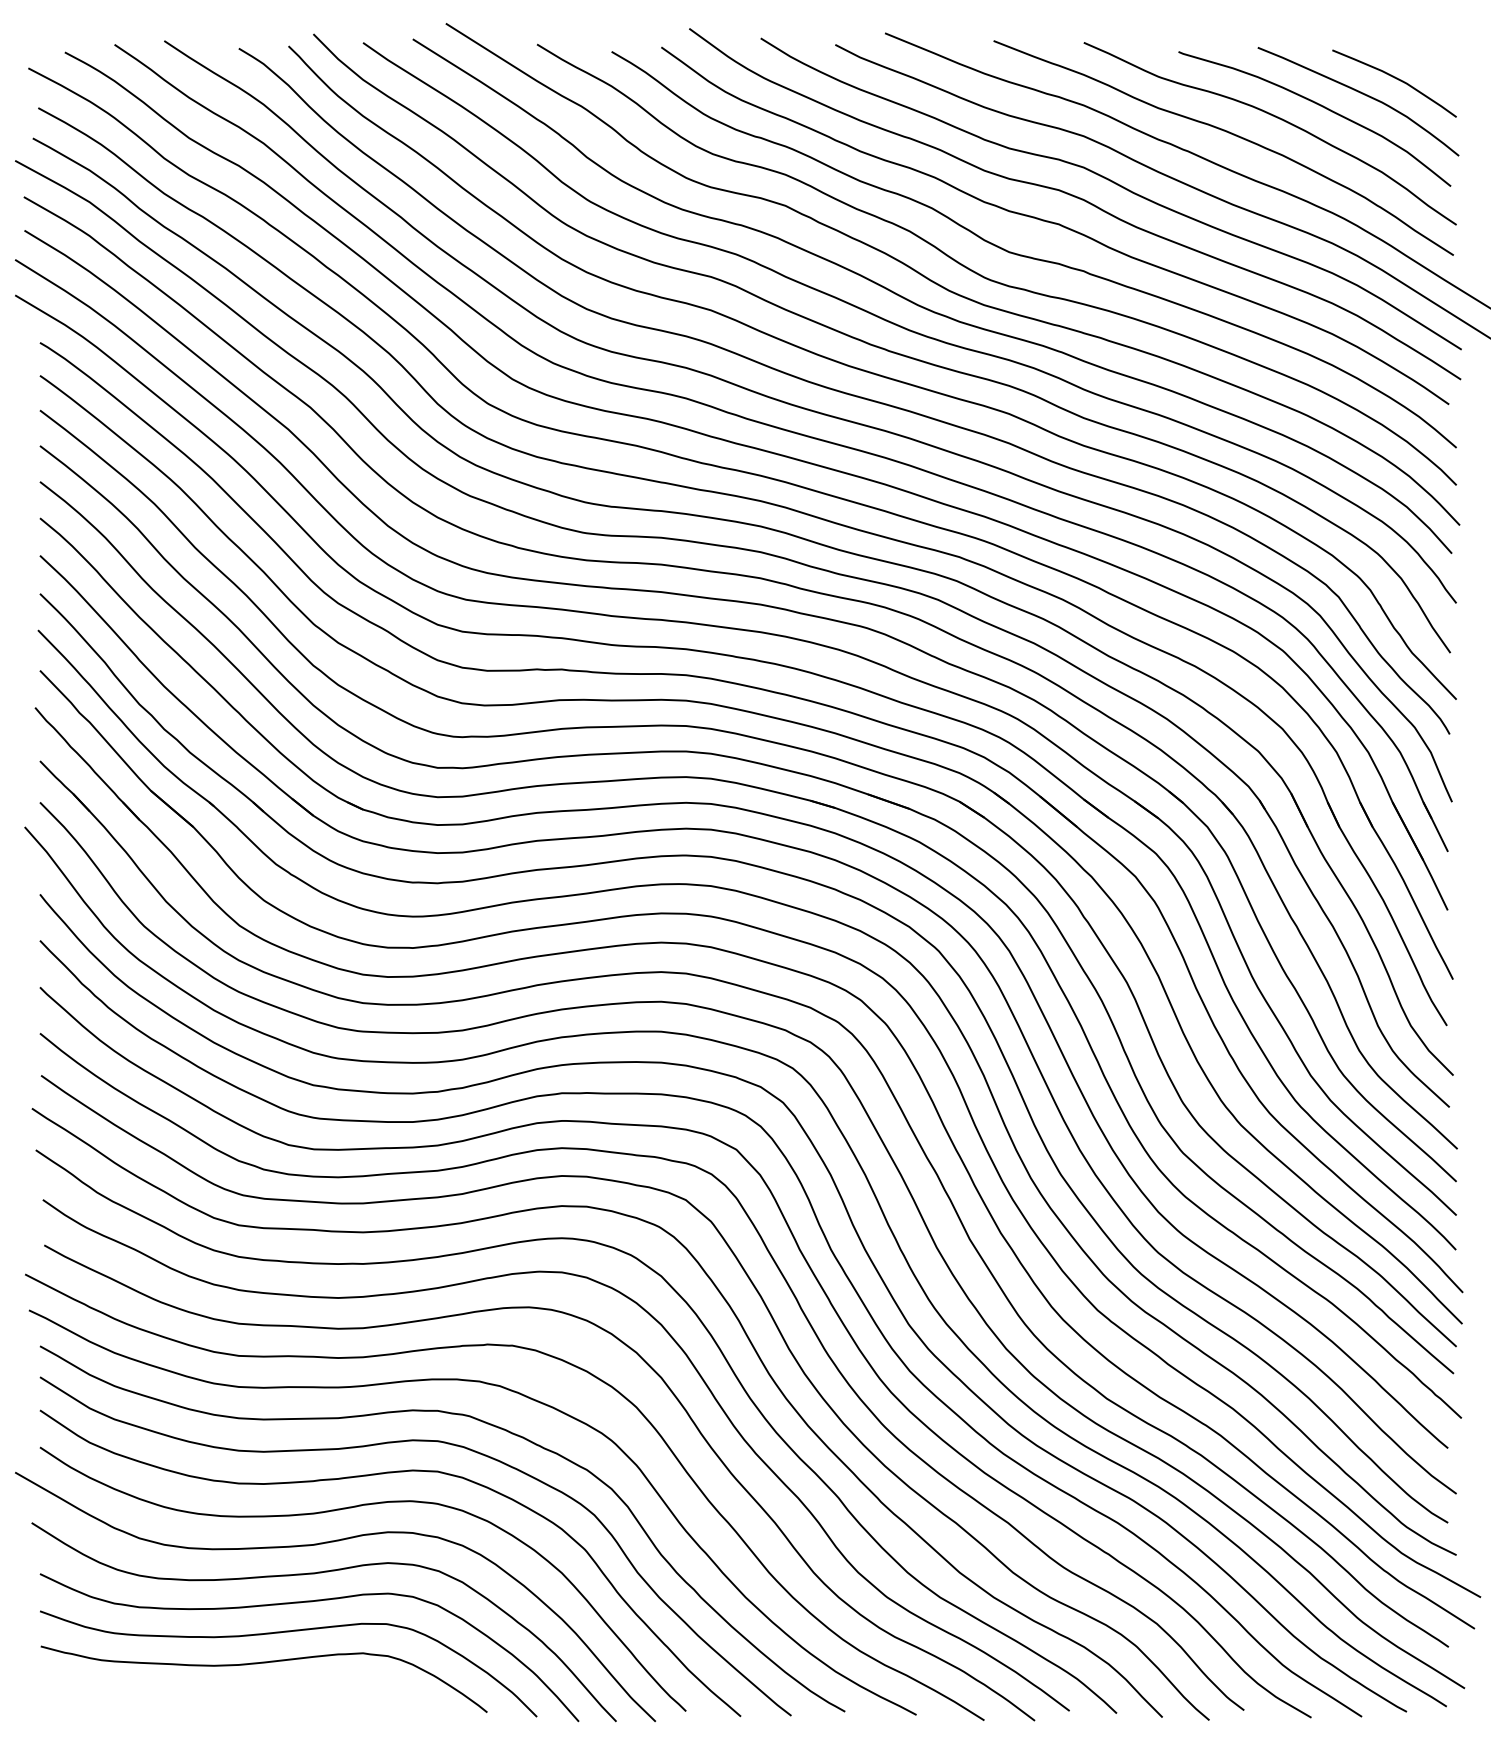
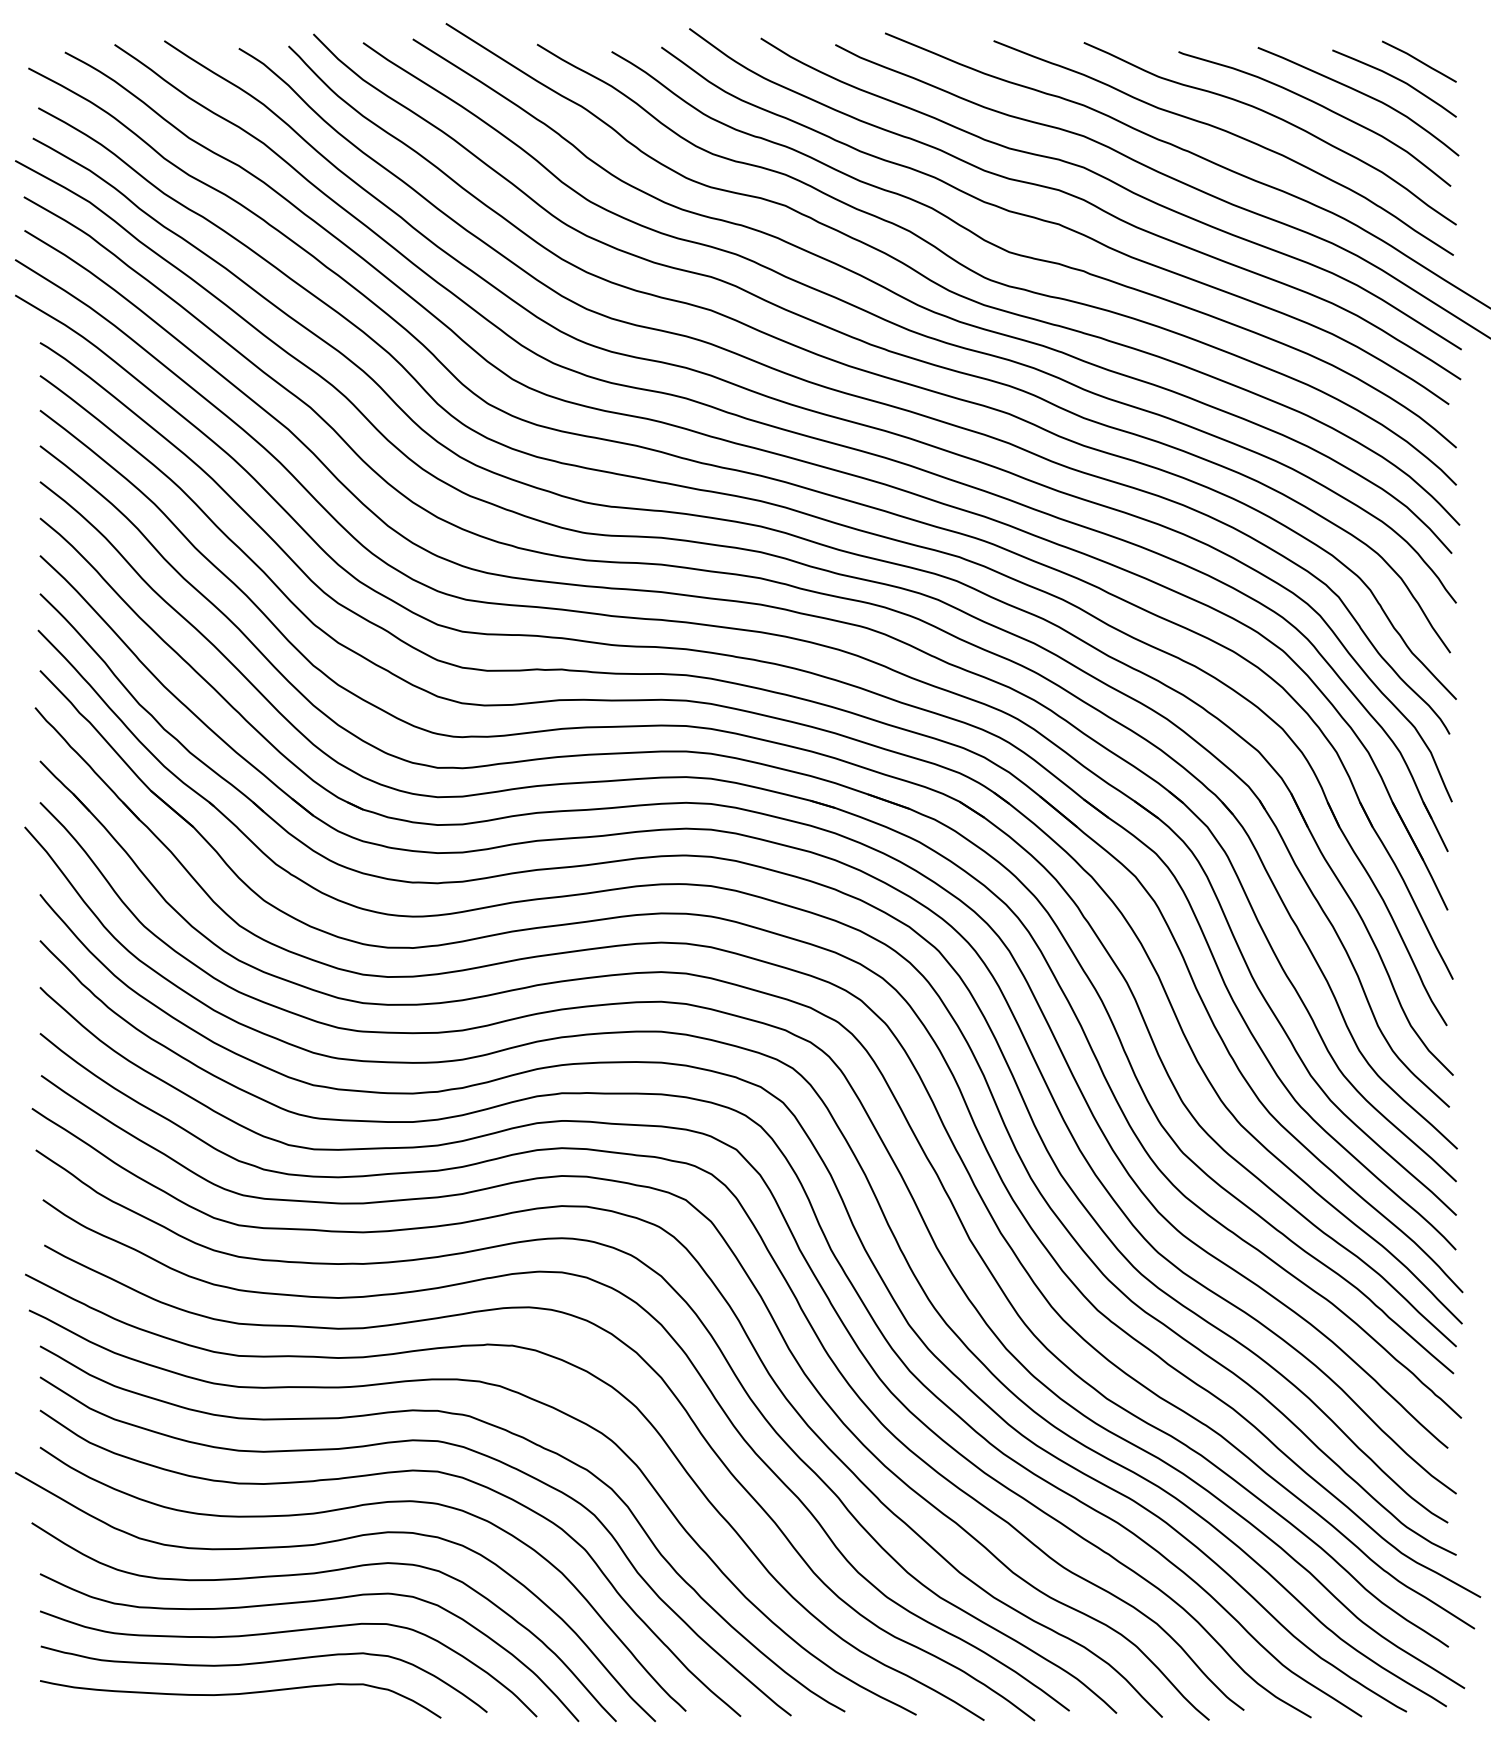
line: none -> present (1419, 61)
curve: none -> present (240, 1694)
